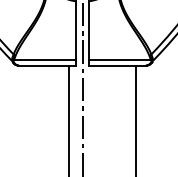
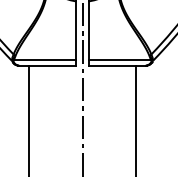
line position: (69, 119) -> (29, 119) (29, 119)
